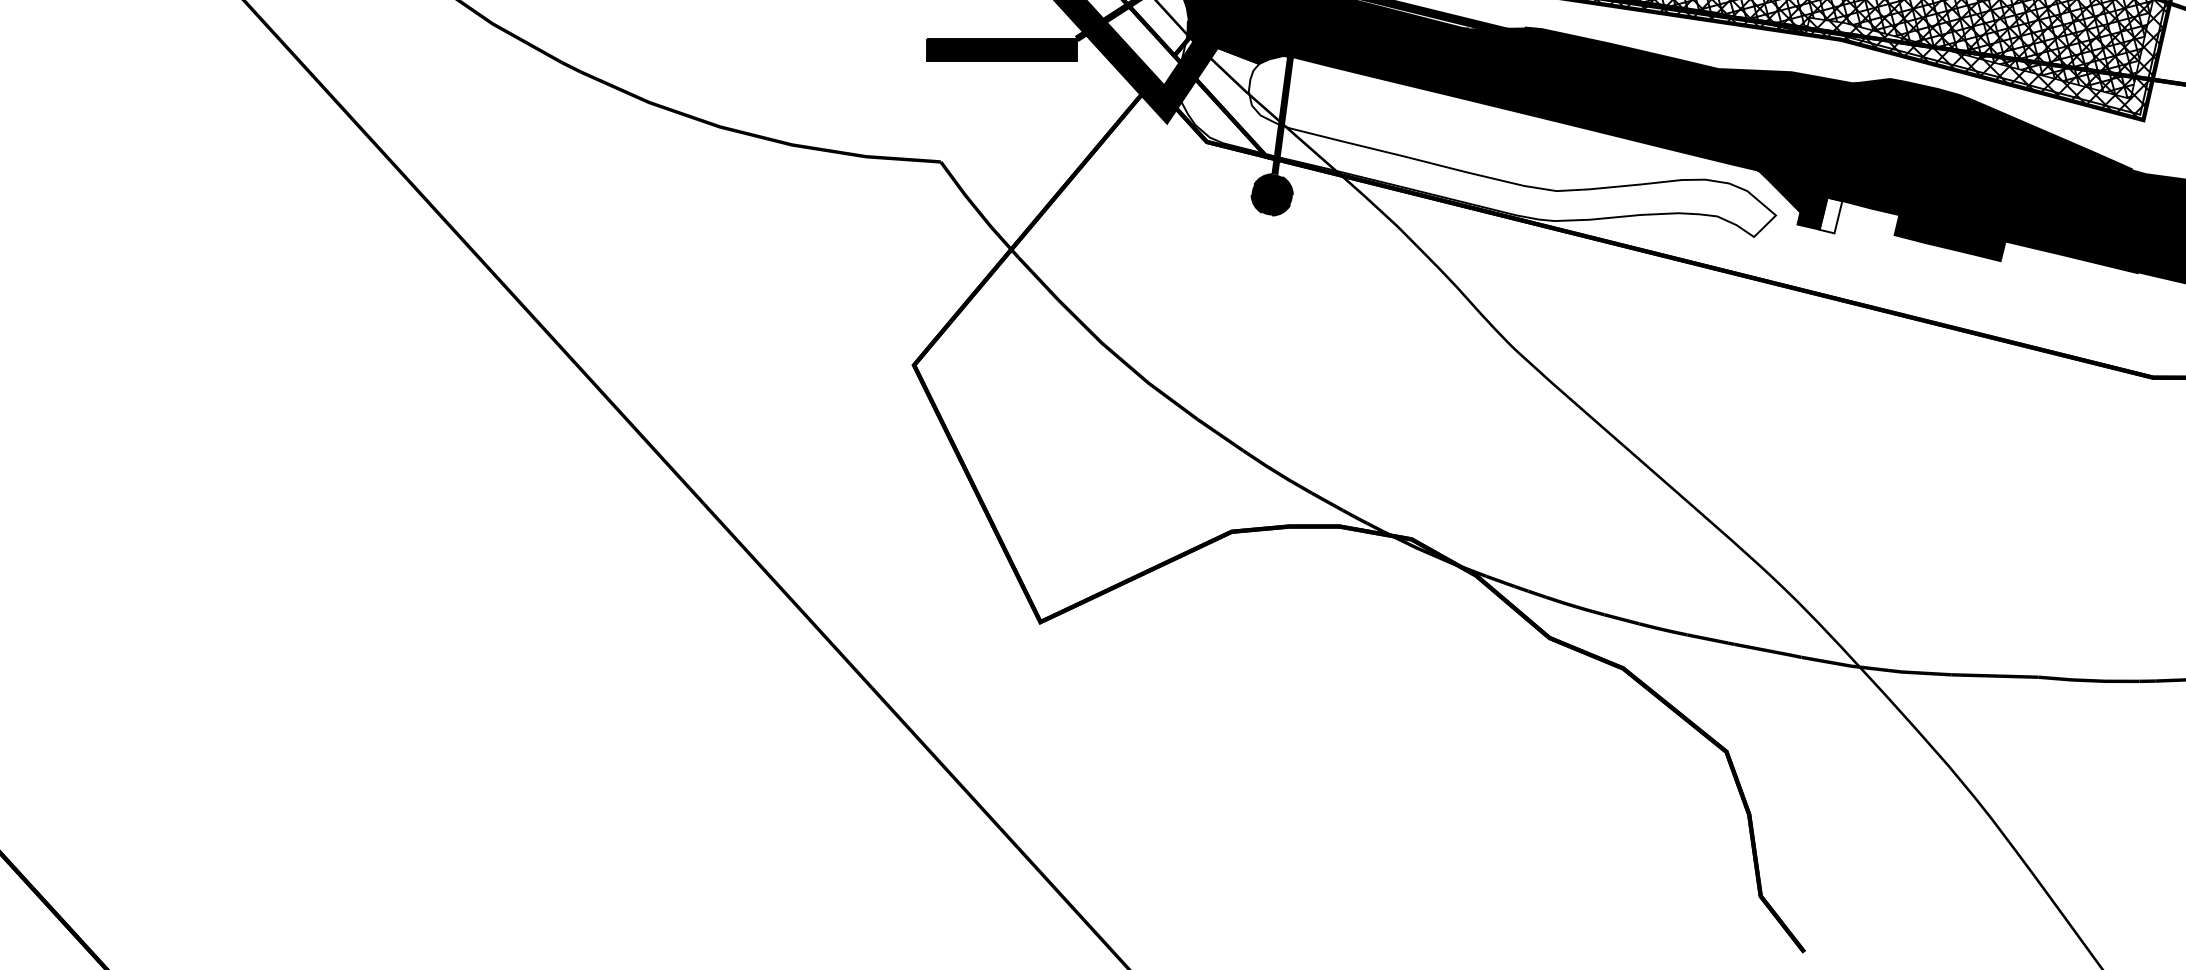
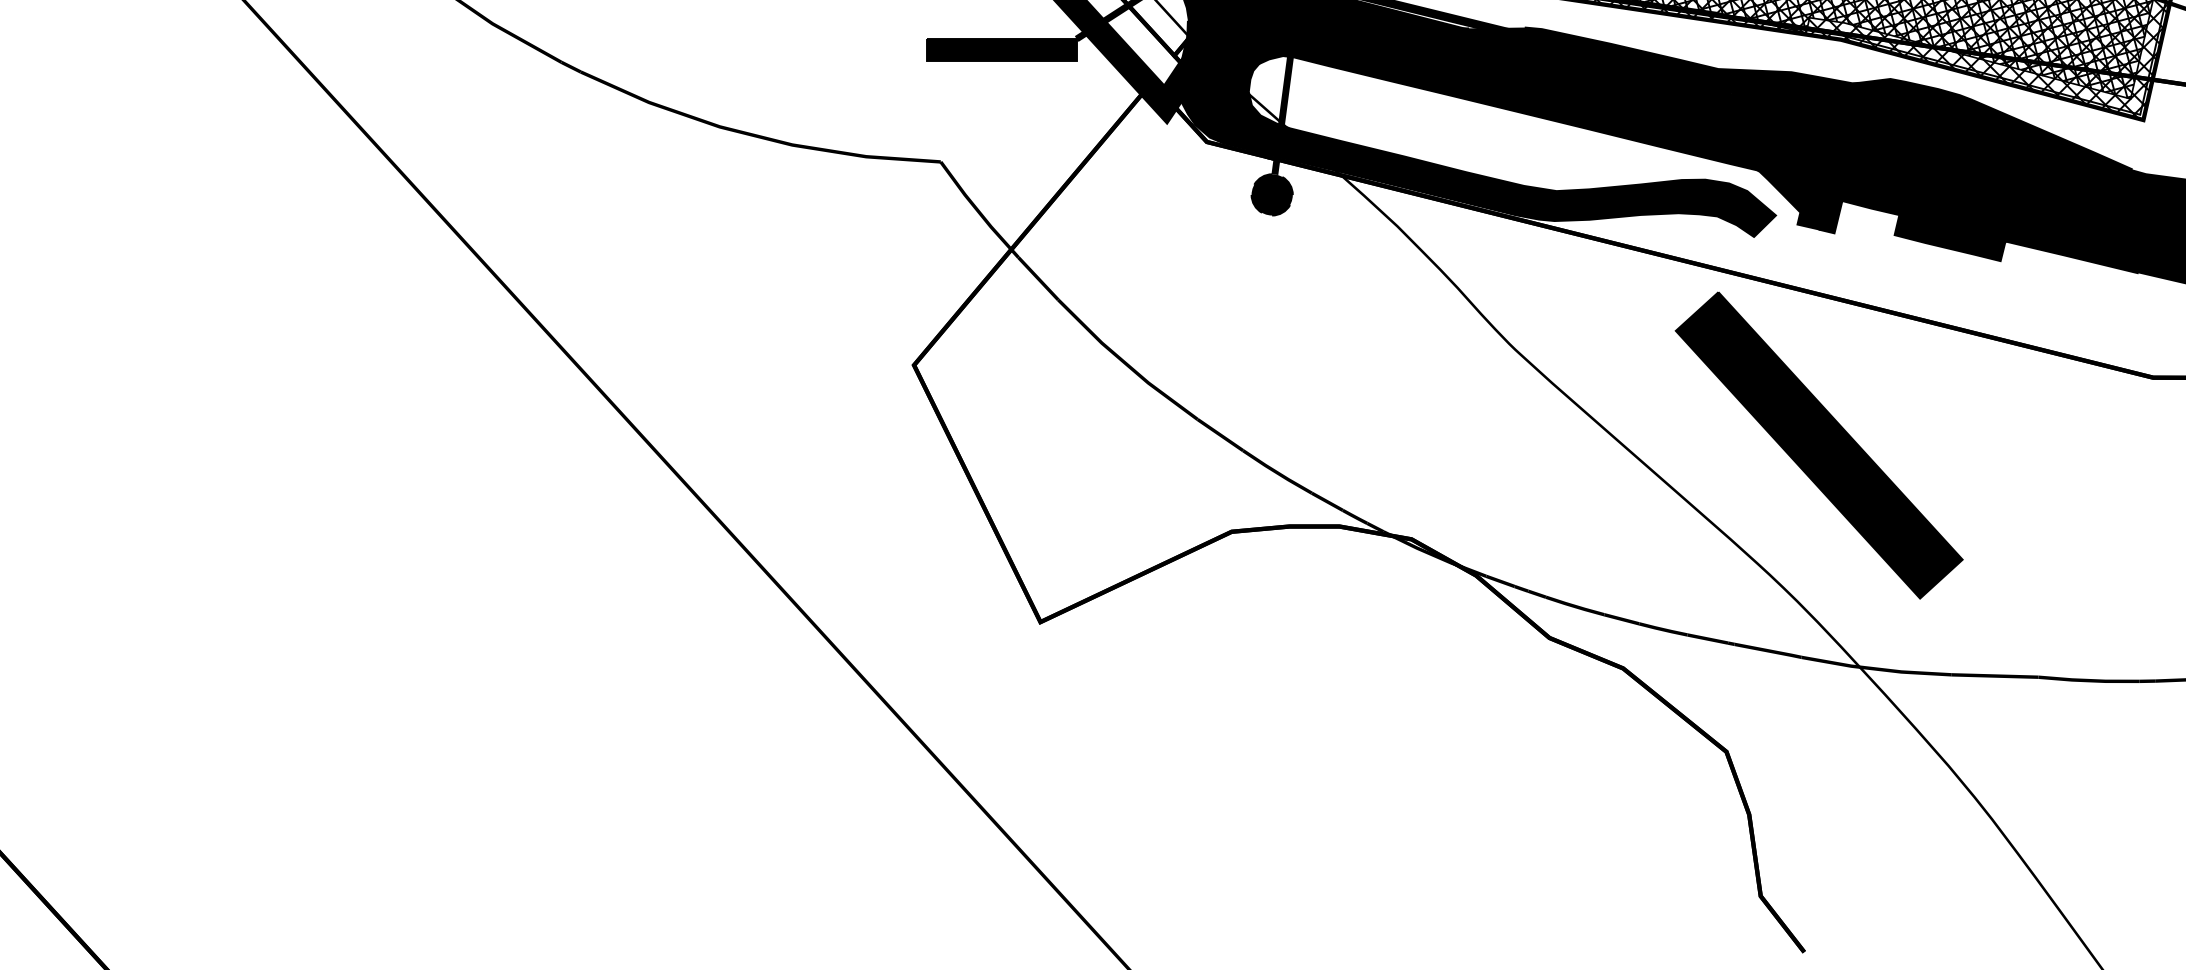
fill: none -> present (1476, 136)
fill: none -> present (1830, 215)
part: none -> present (1818, 445)
